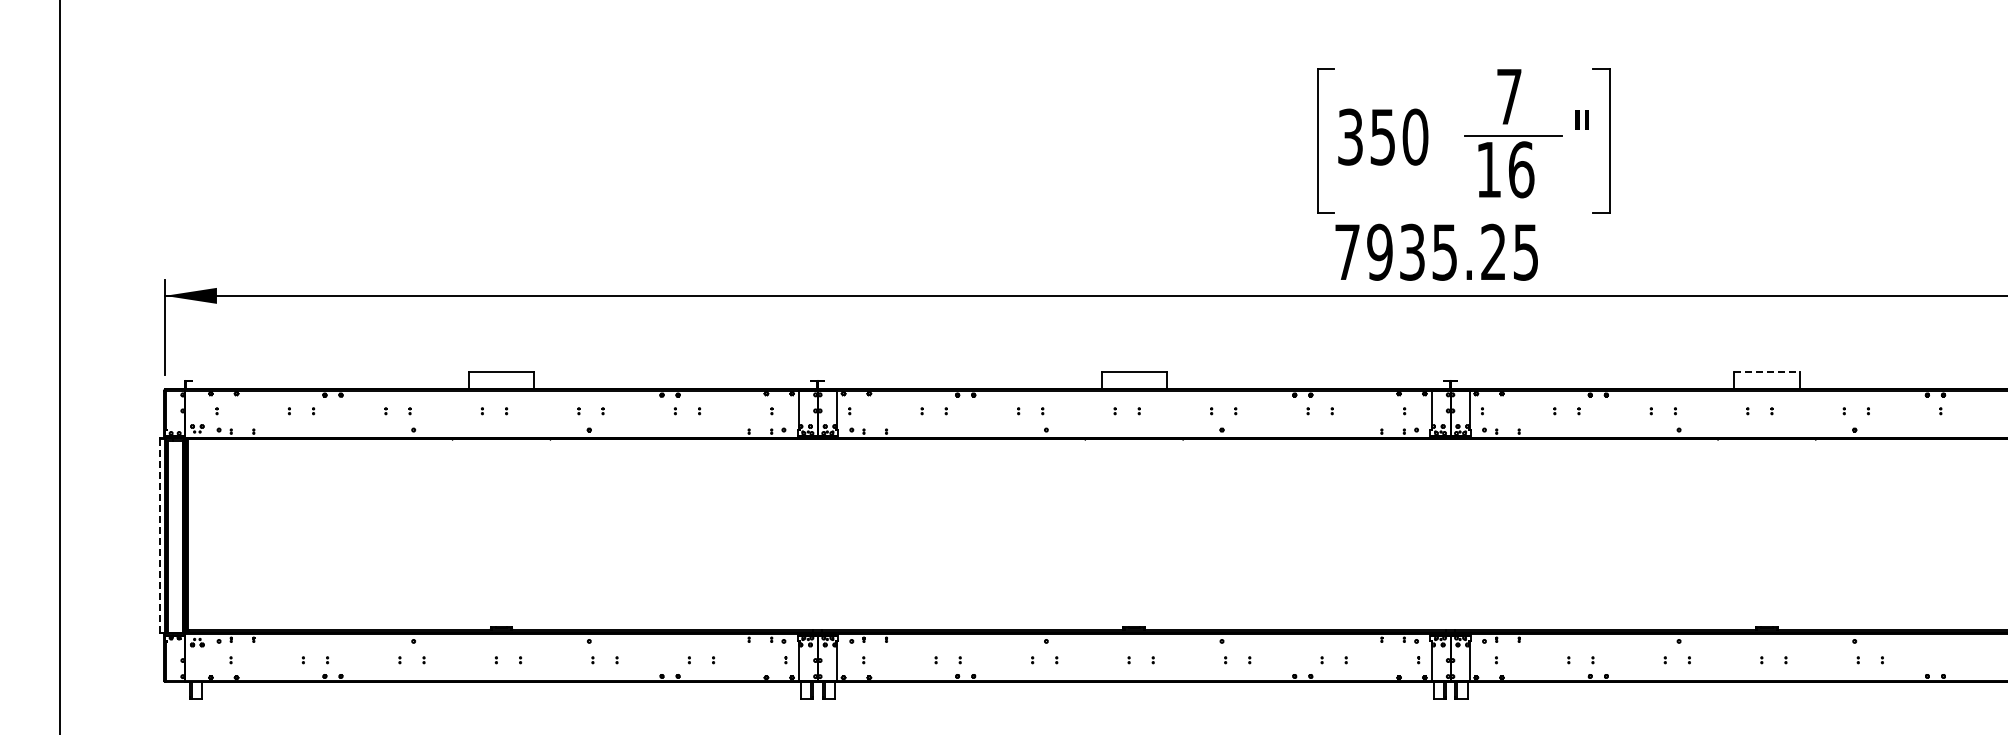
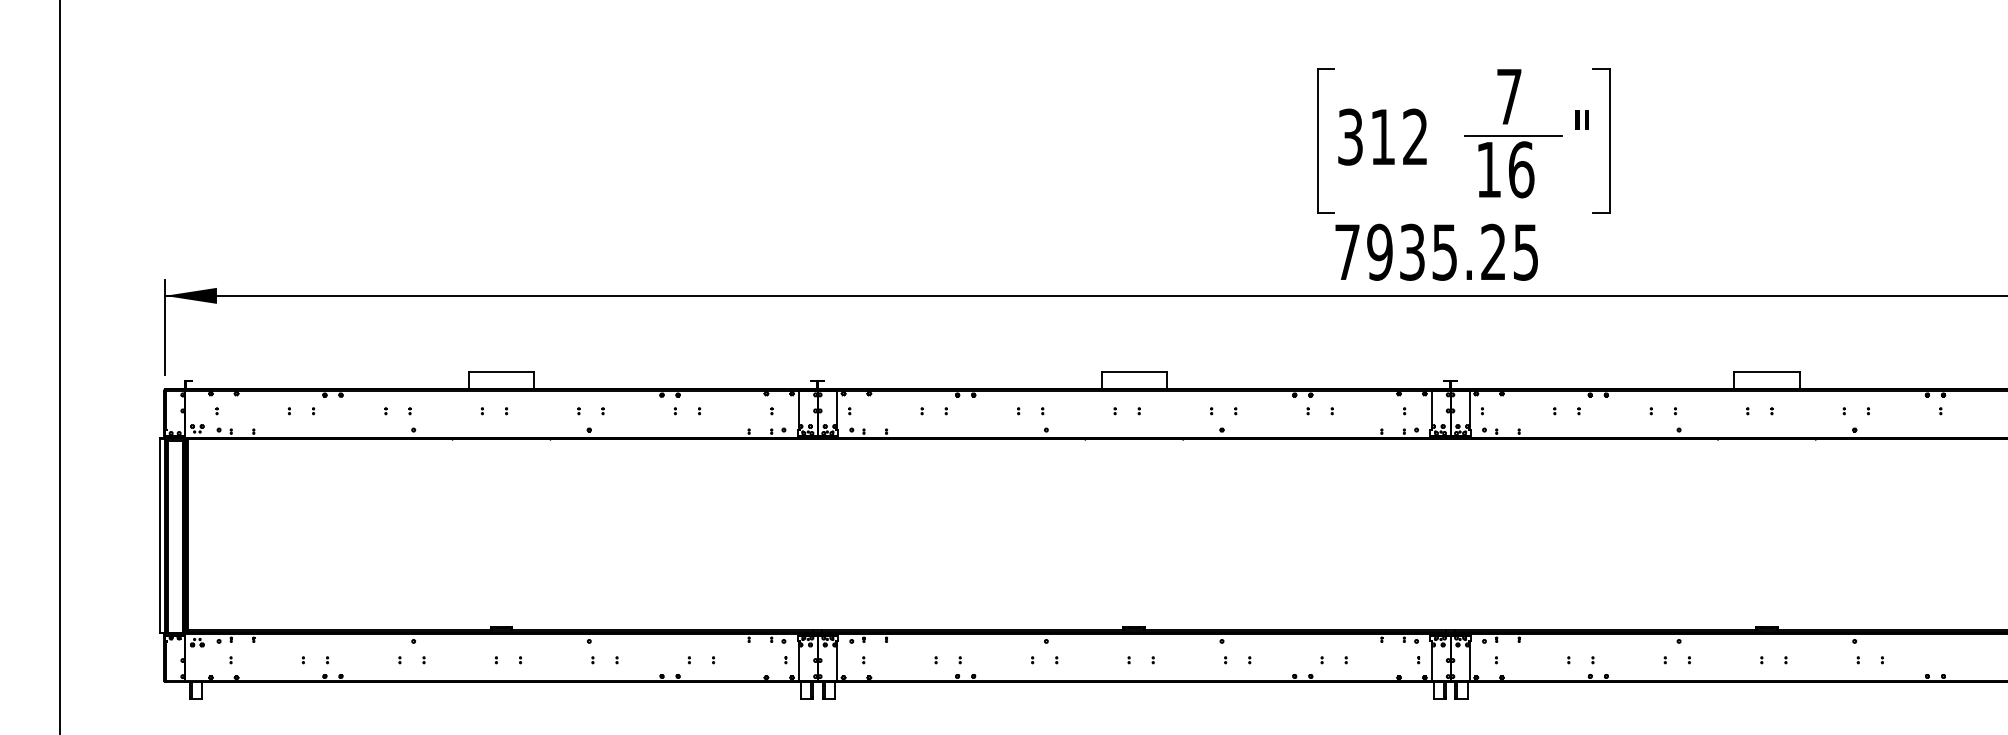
text: 350 -> 312 (1399, 136)
line: dashed -> solid (1766, 372)
line: dashed -> solid (160, 535)
